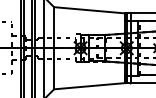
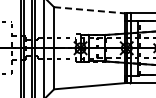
line: solid -> dashed (89, 10)
